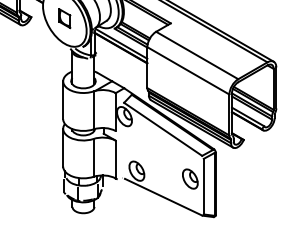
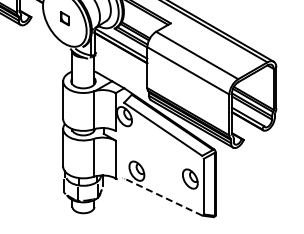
part size: 14x22 px -> 10x16 px (64, 18)
line: solid -> dashed (163, 197)
